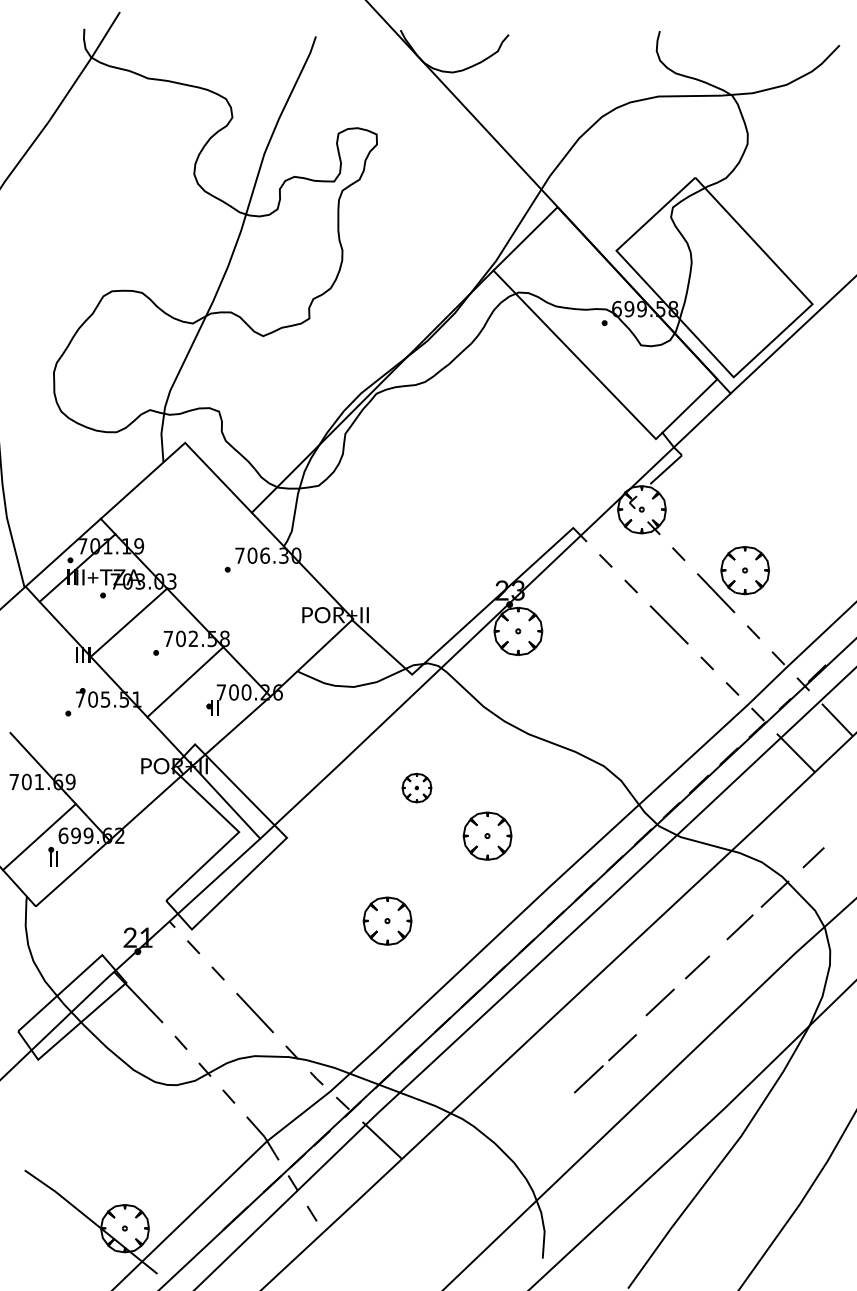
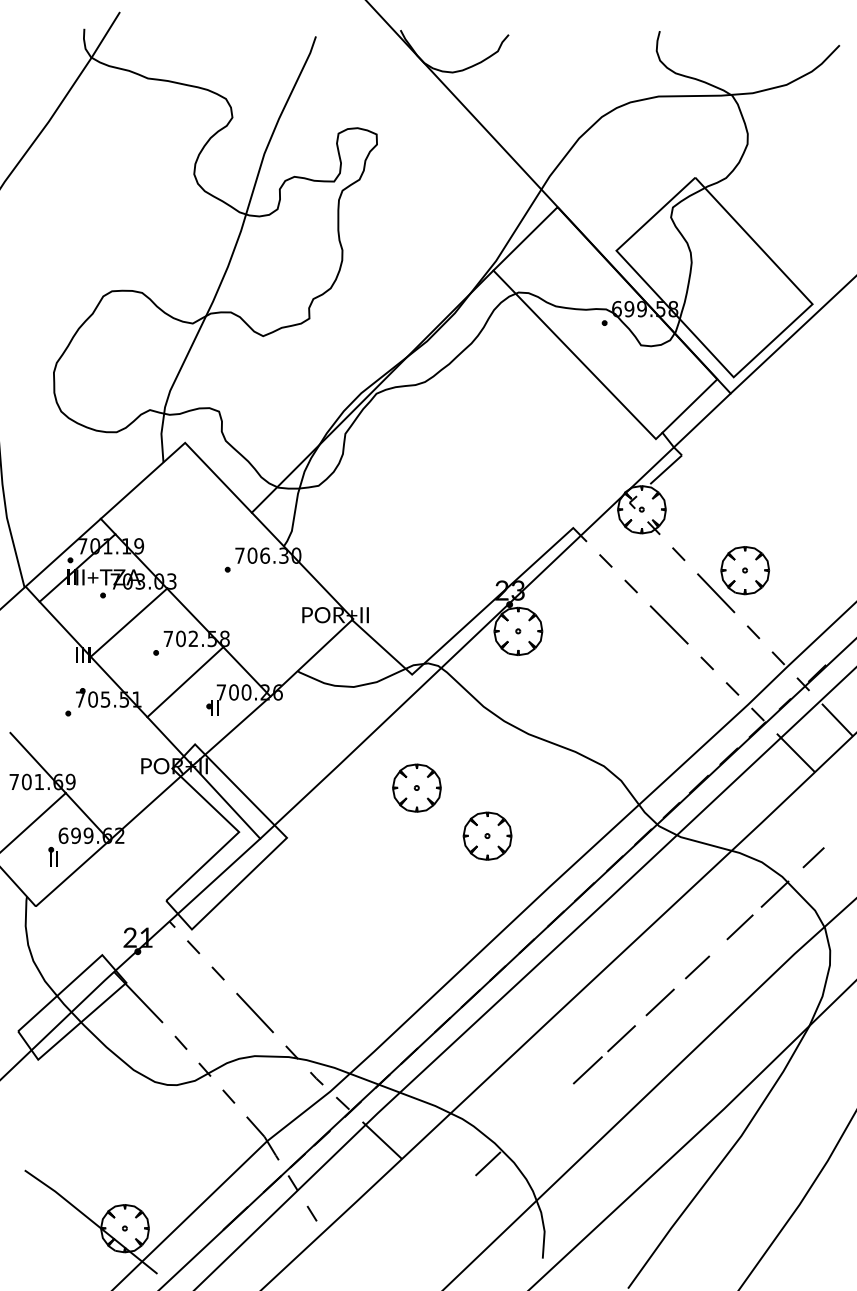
part size: 32x32 px -> 50x50 px (416, 787)
line position: (39, 837) -> (33, 821) (33, 821)
part: present -> none (387, 920)
line position: (603, 1065) -> (602, 1056) (602, 1056)
line: none -> present (488, 1163)
